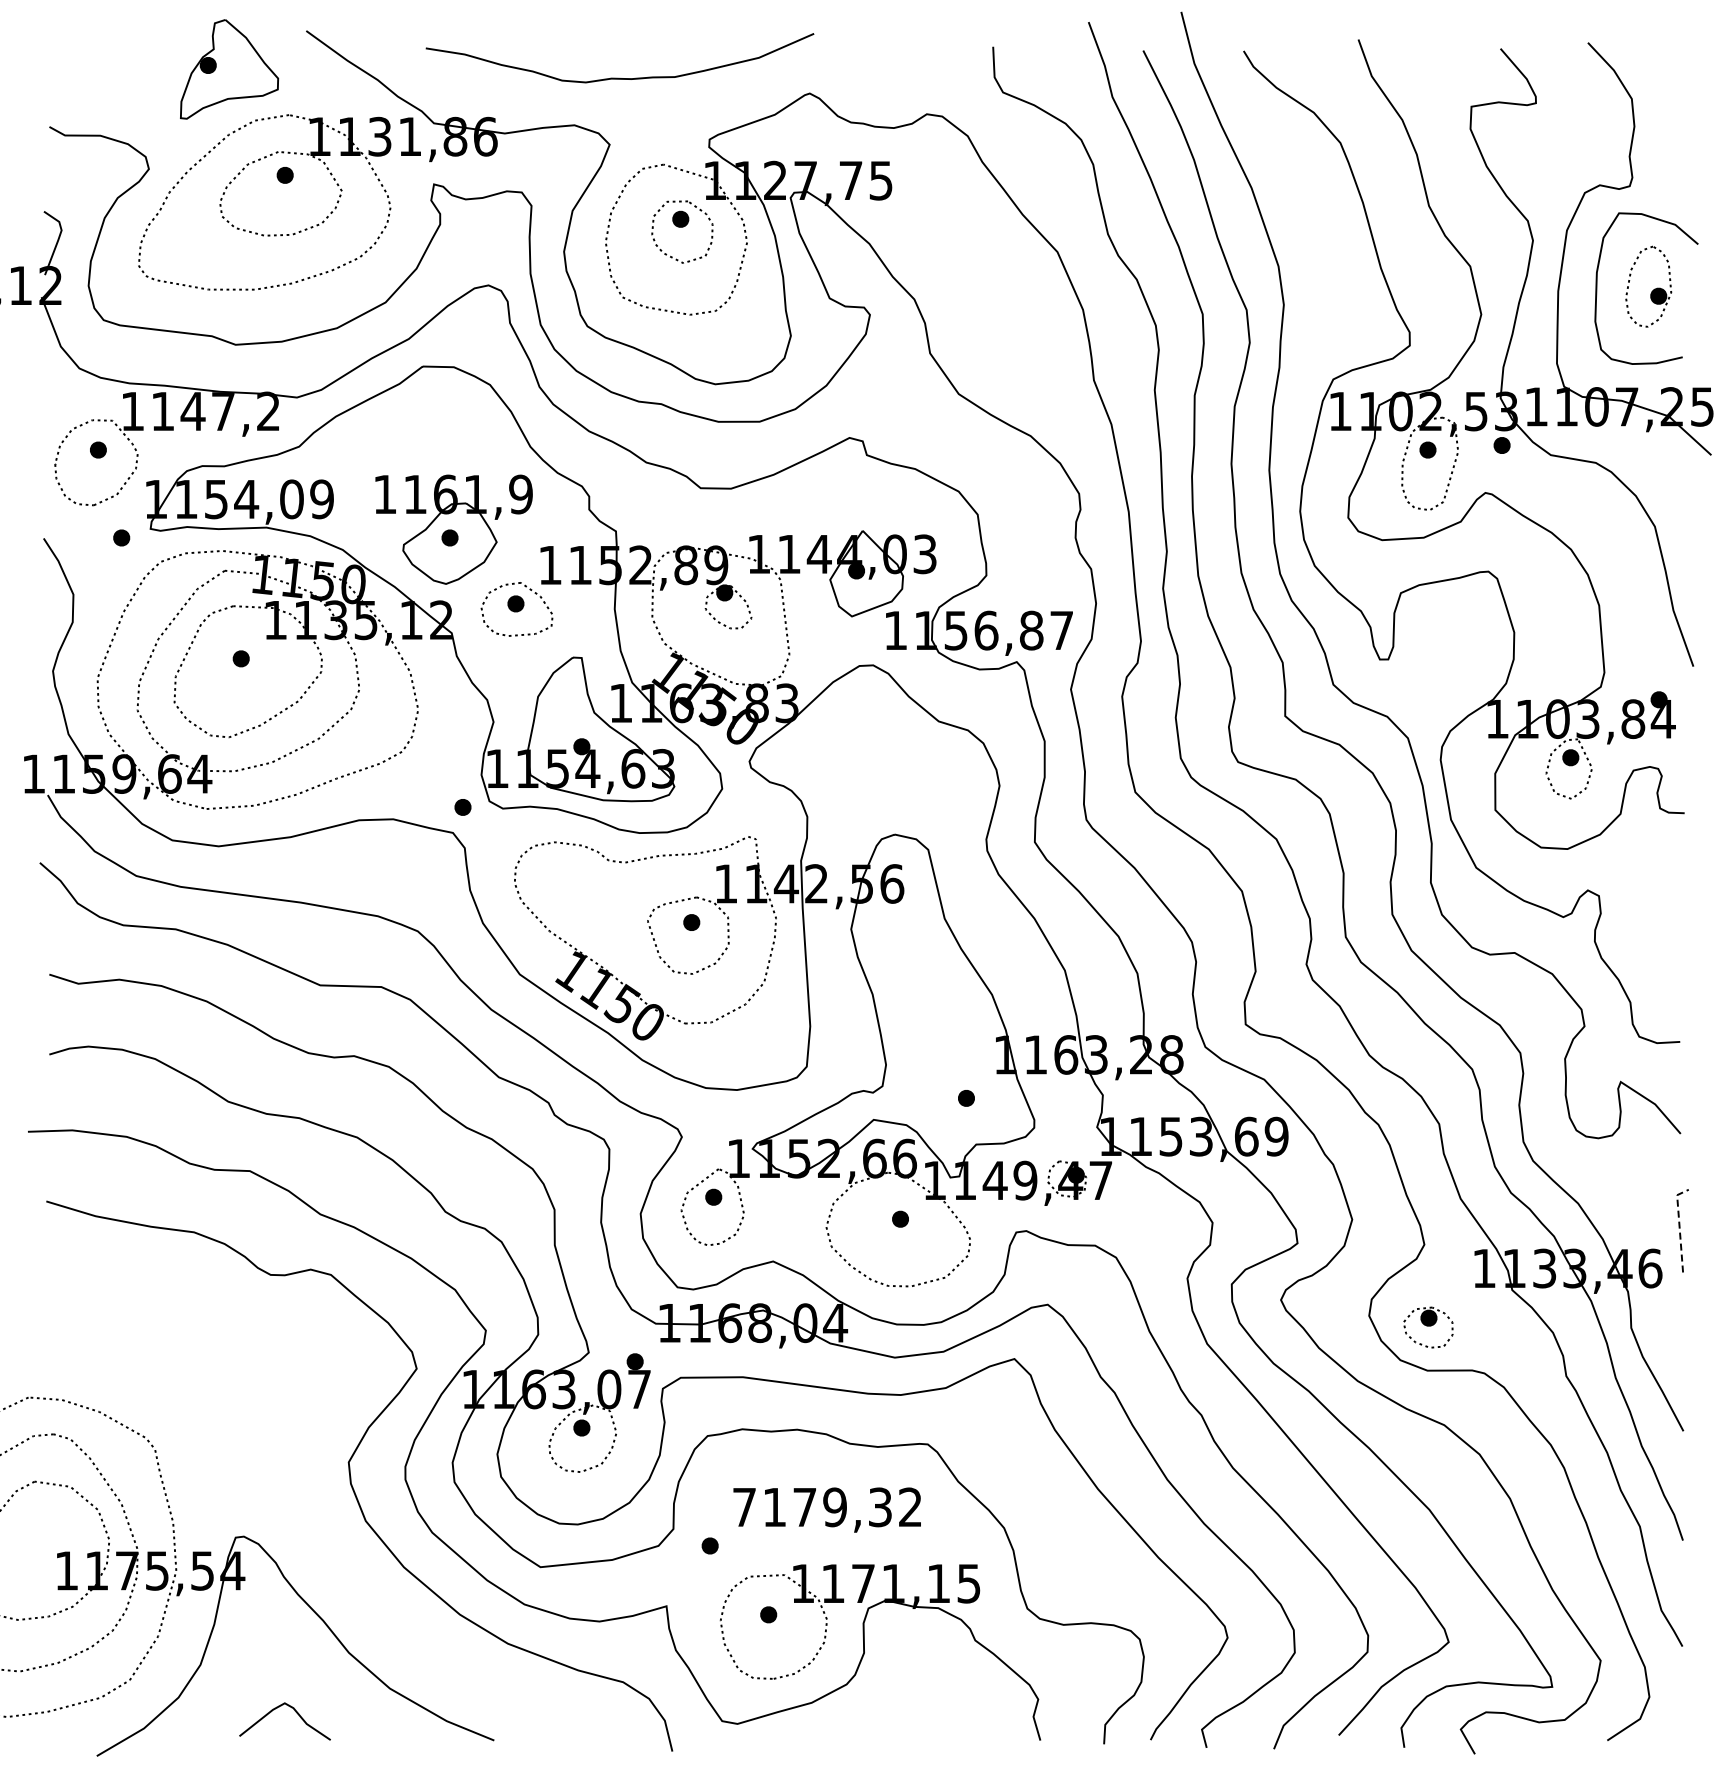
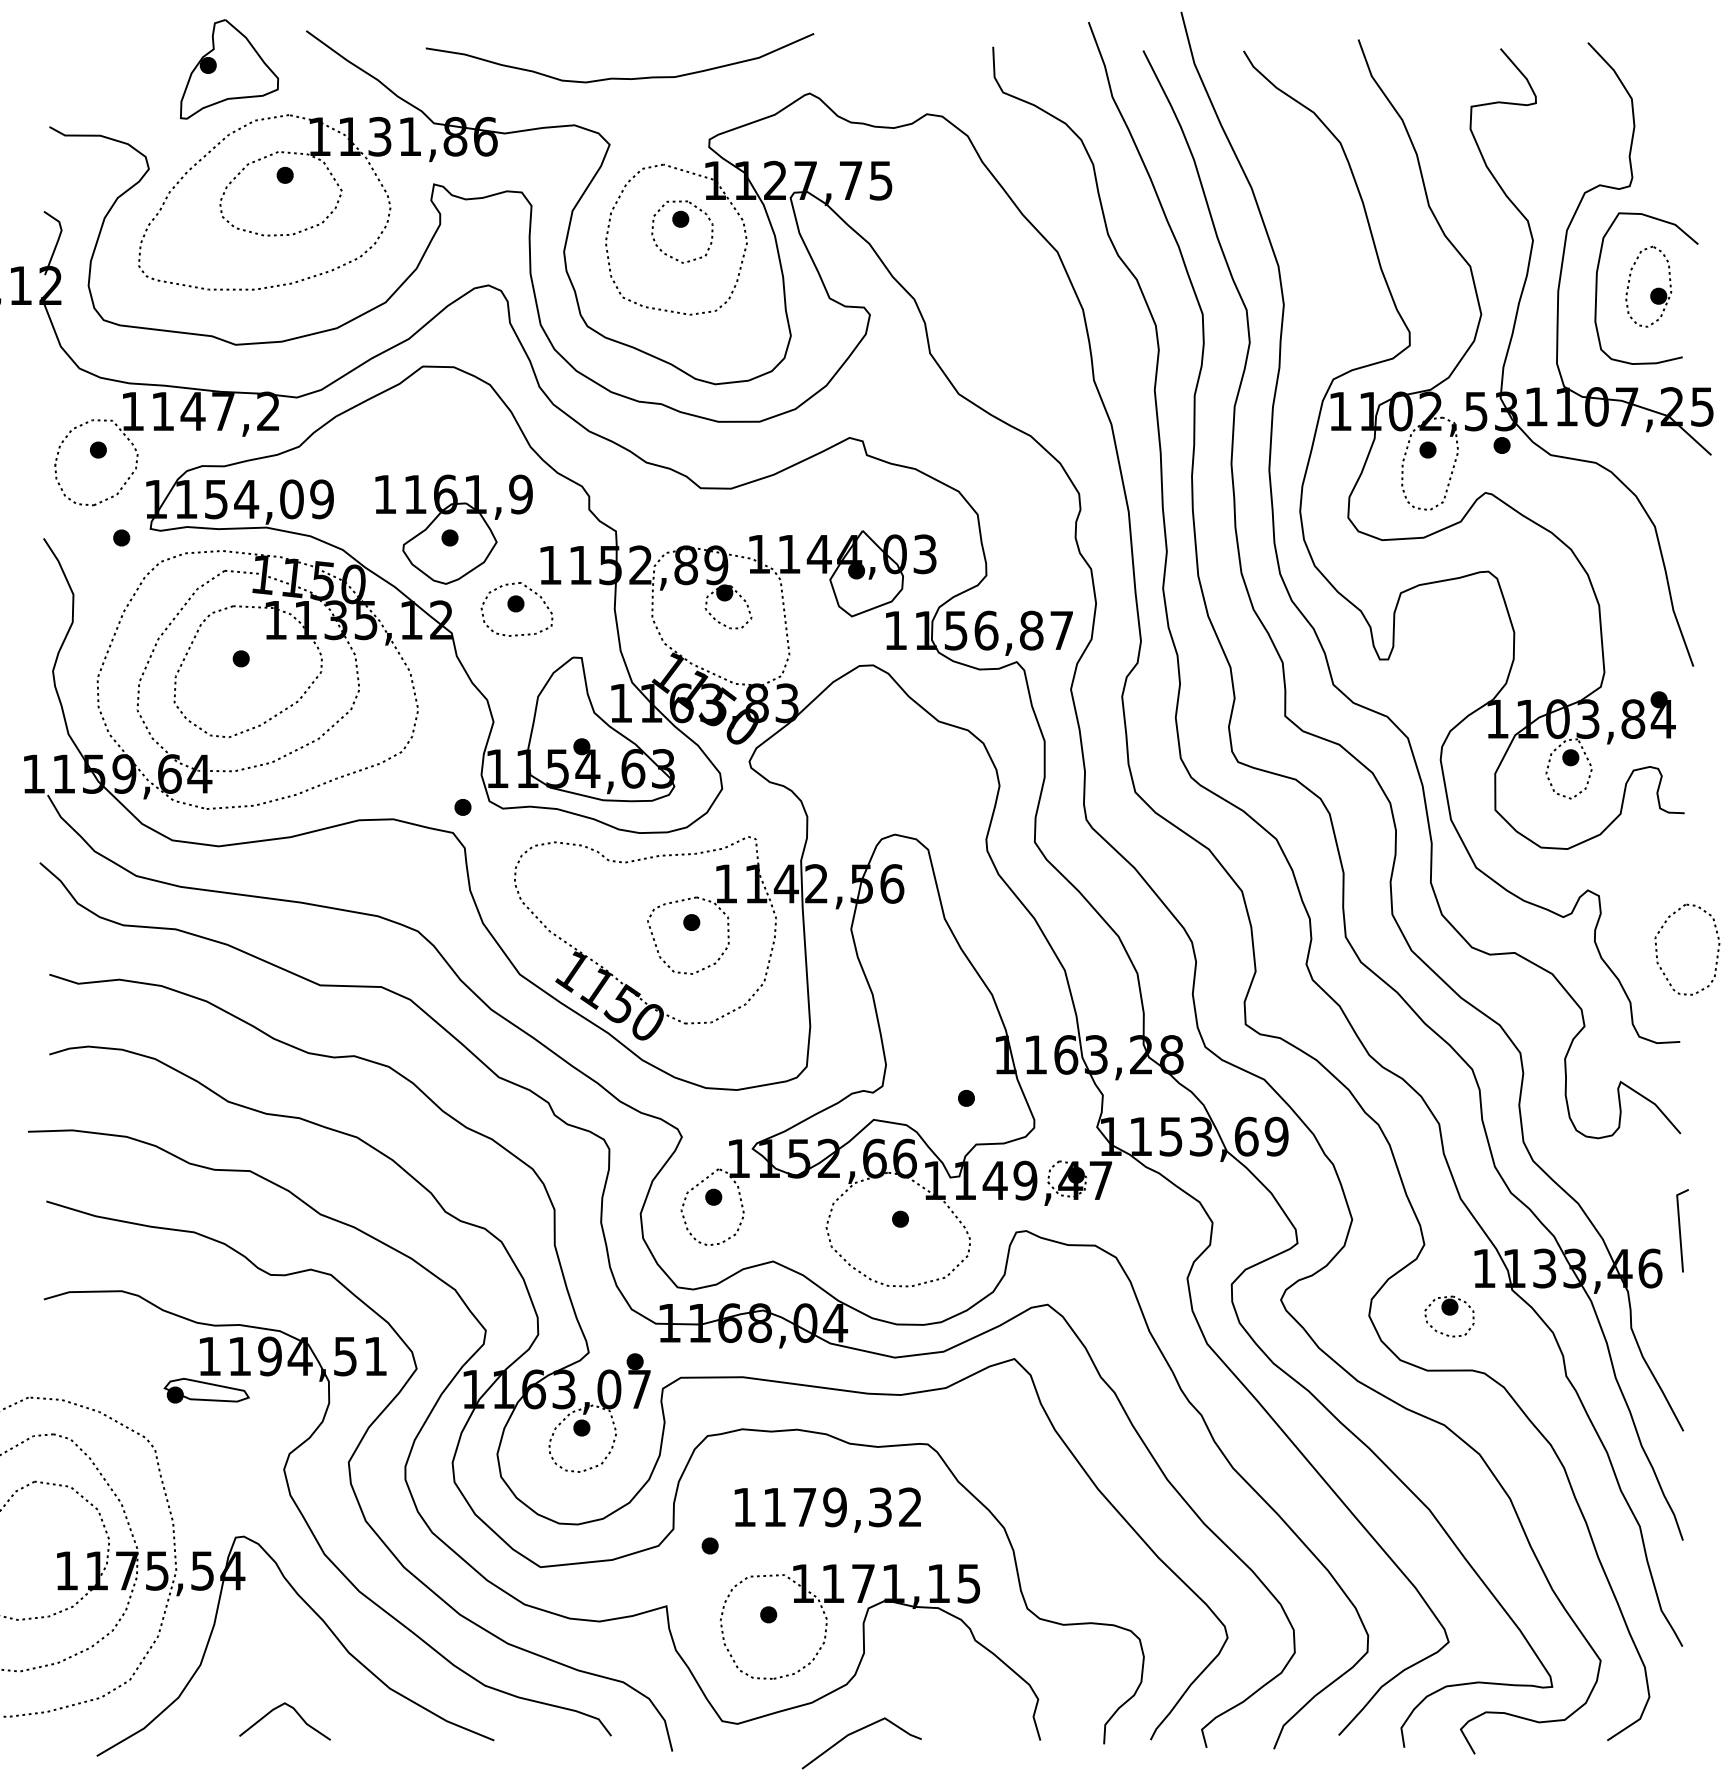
part: none -> present (1716, 956)
line: dashed -> solid (1679, 1226)
part position: (1428, 1327) -> (1449, 1316) (1449, 1316)
text: 7179,32 -> 1179,32 (744, 1507)
part: none -> present (308, 1523)
line: none -> present (856, 1732)
